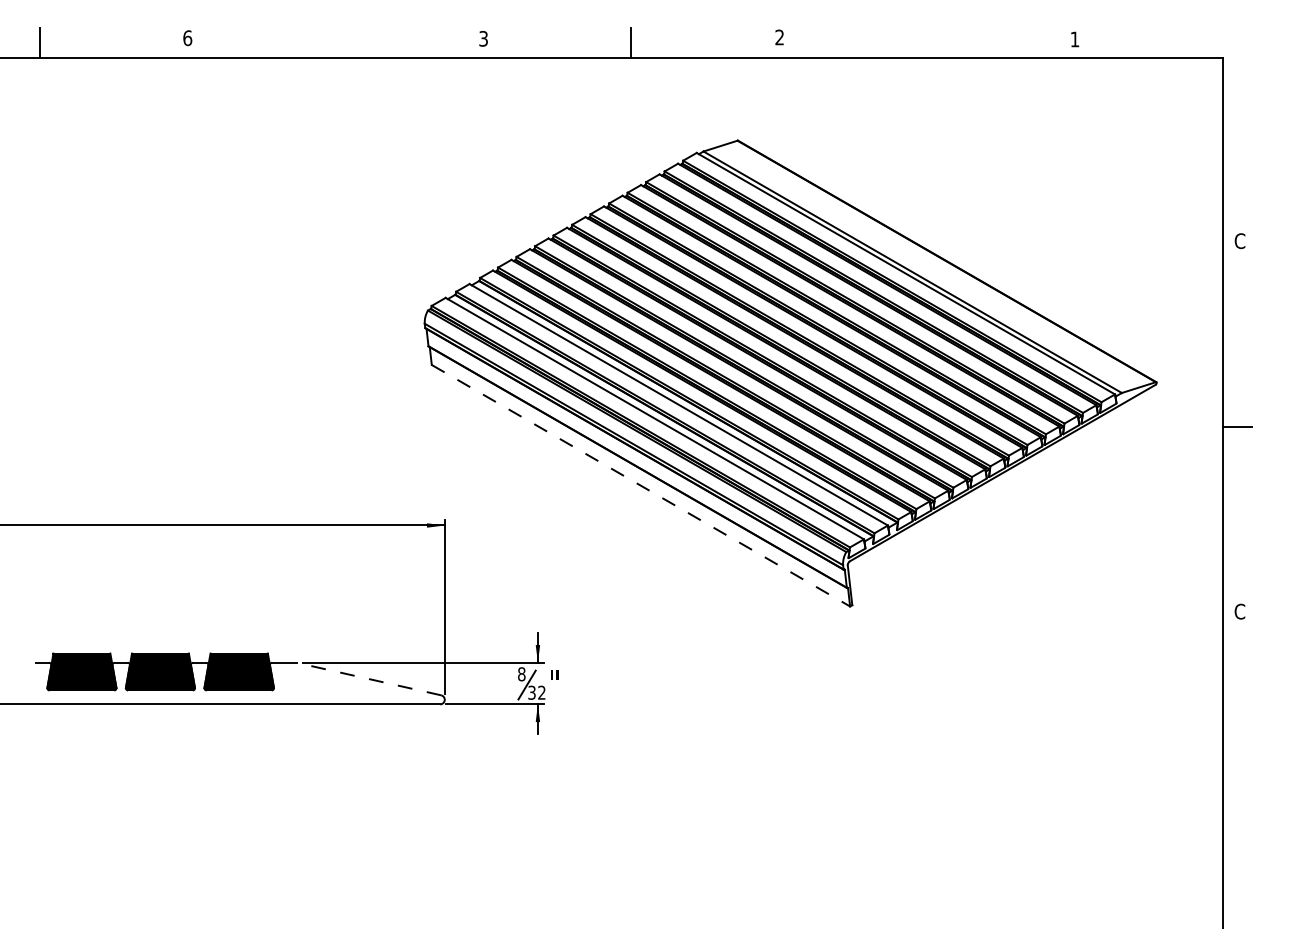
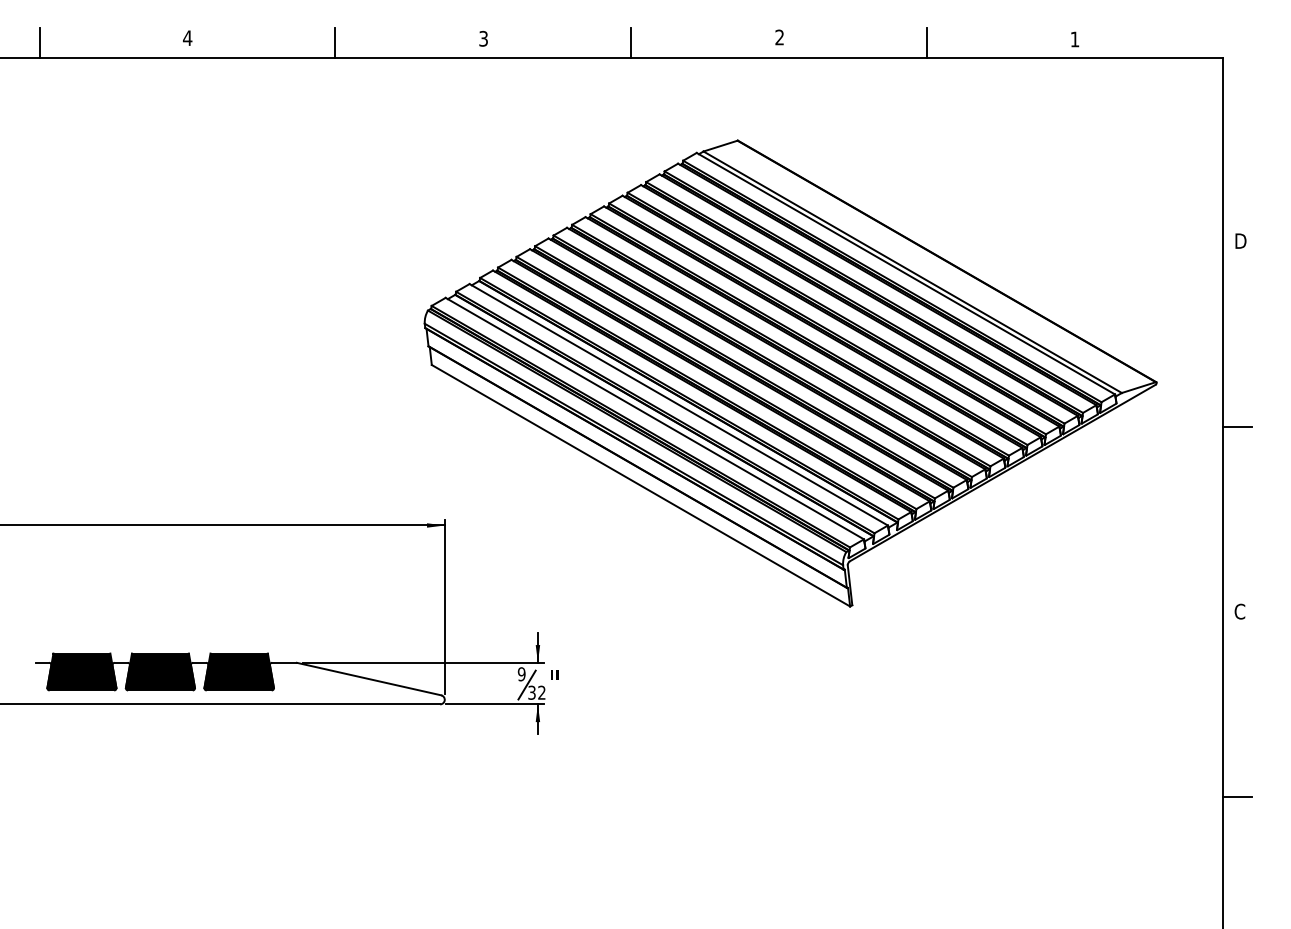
text: 6 -> 4 (187, 38)
line: none -> present (335, 42)
line: none -> present (926, 42)
text: C -> D (1240, 241)
line: dashed -> solid (640, 485)
text: 8 -> 9 (521, 674)
line: dashed -> solid (369, 679)
line: none -> present (1237, 797)
